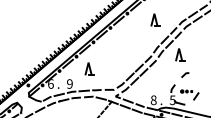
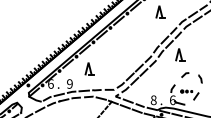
part position: (155, 19) -> (160, 11) (160, 11)
line: none -> present (200, 78)
text: 5 -> 6 (172, 99)
